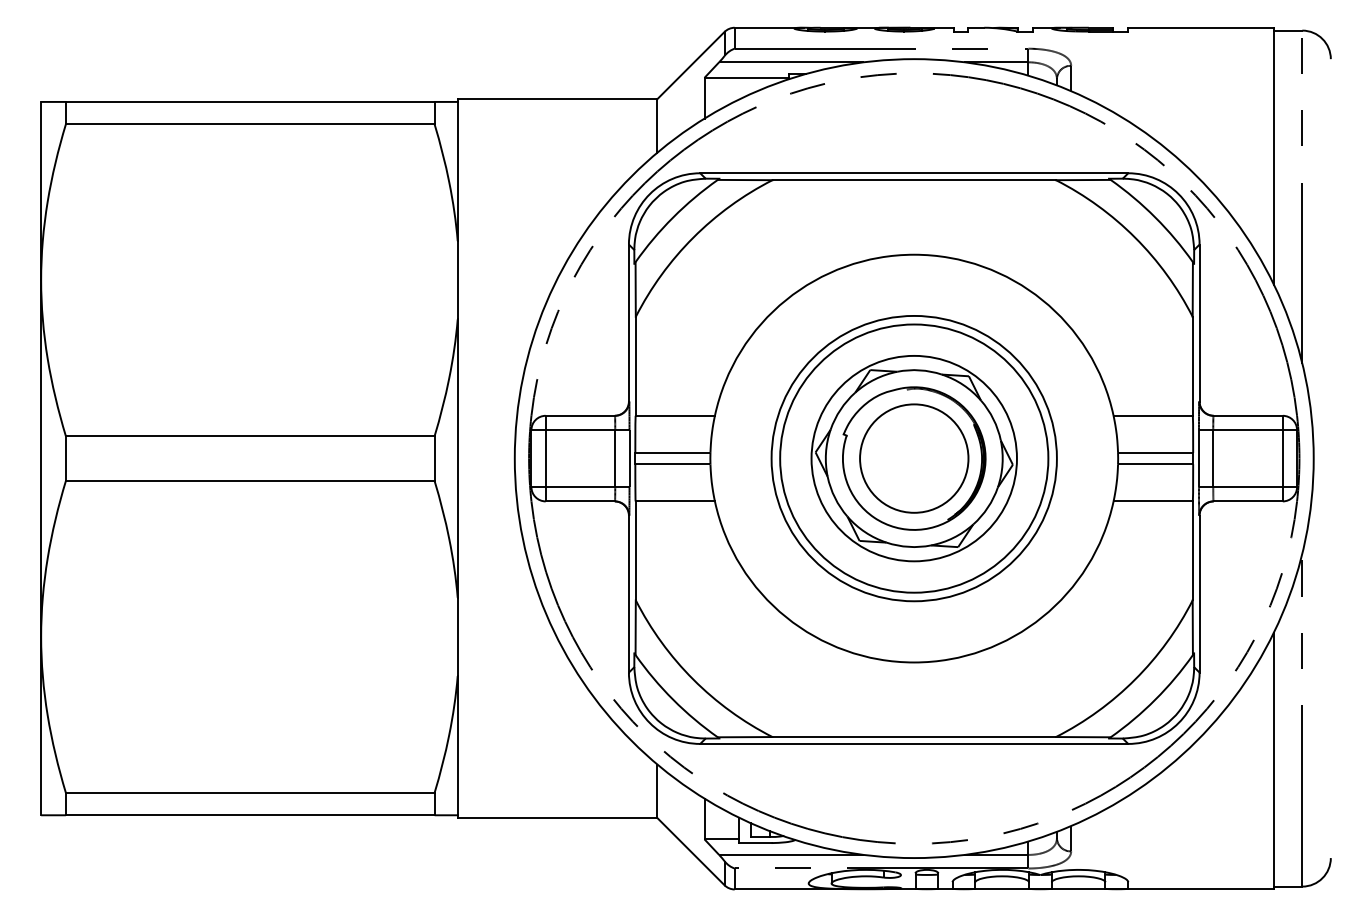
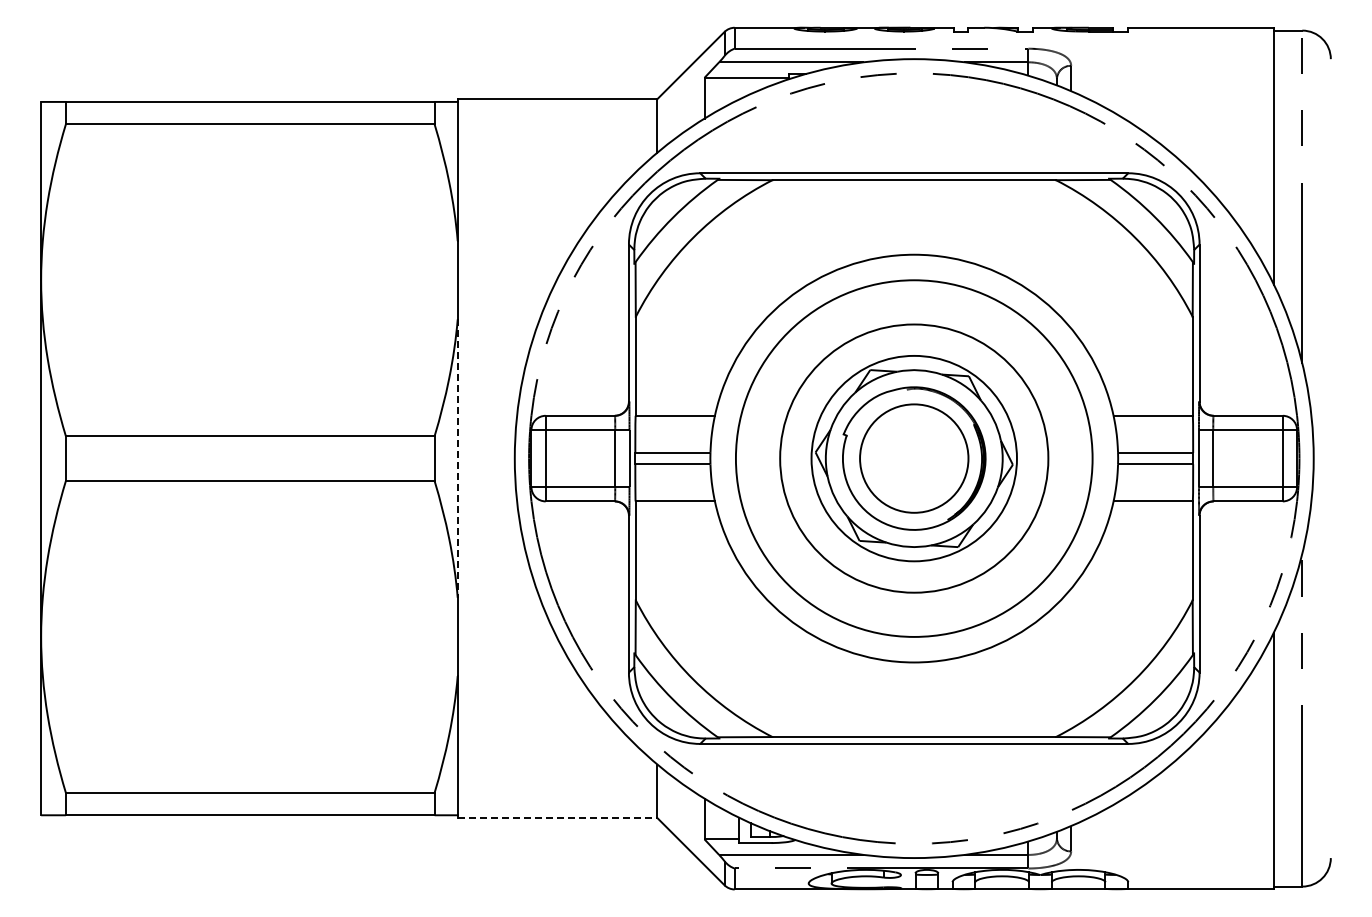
circle diameter: 285 px -> 357 px (913, 458)
line: solid -> dashed (457, 459)
line: solid -> dashed (557, 818)
